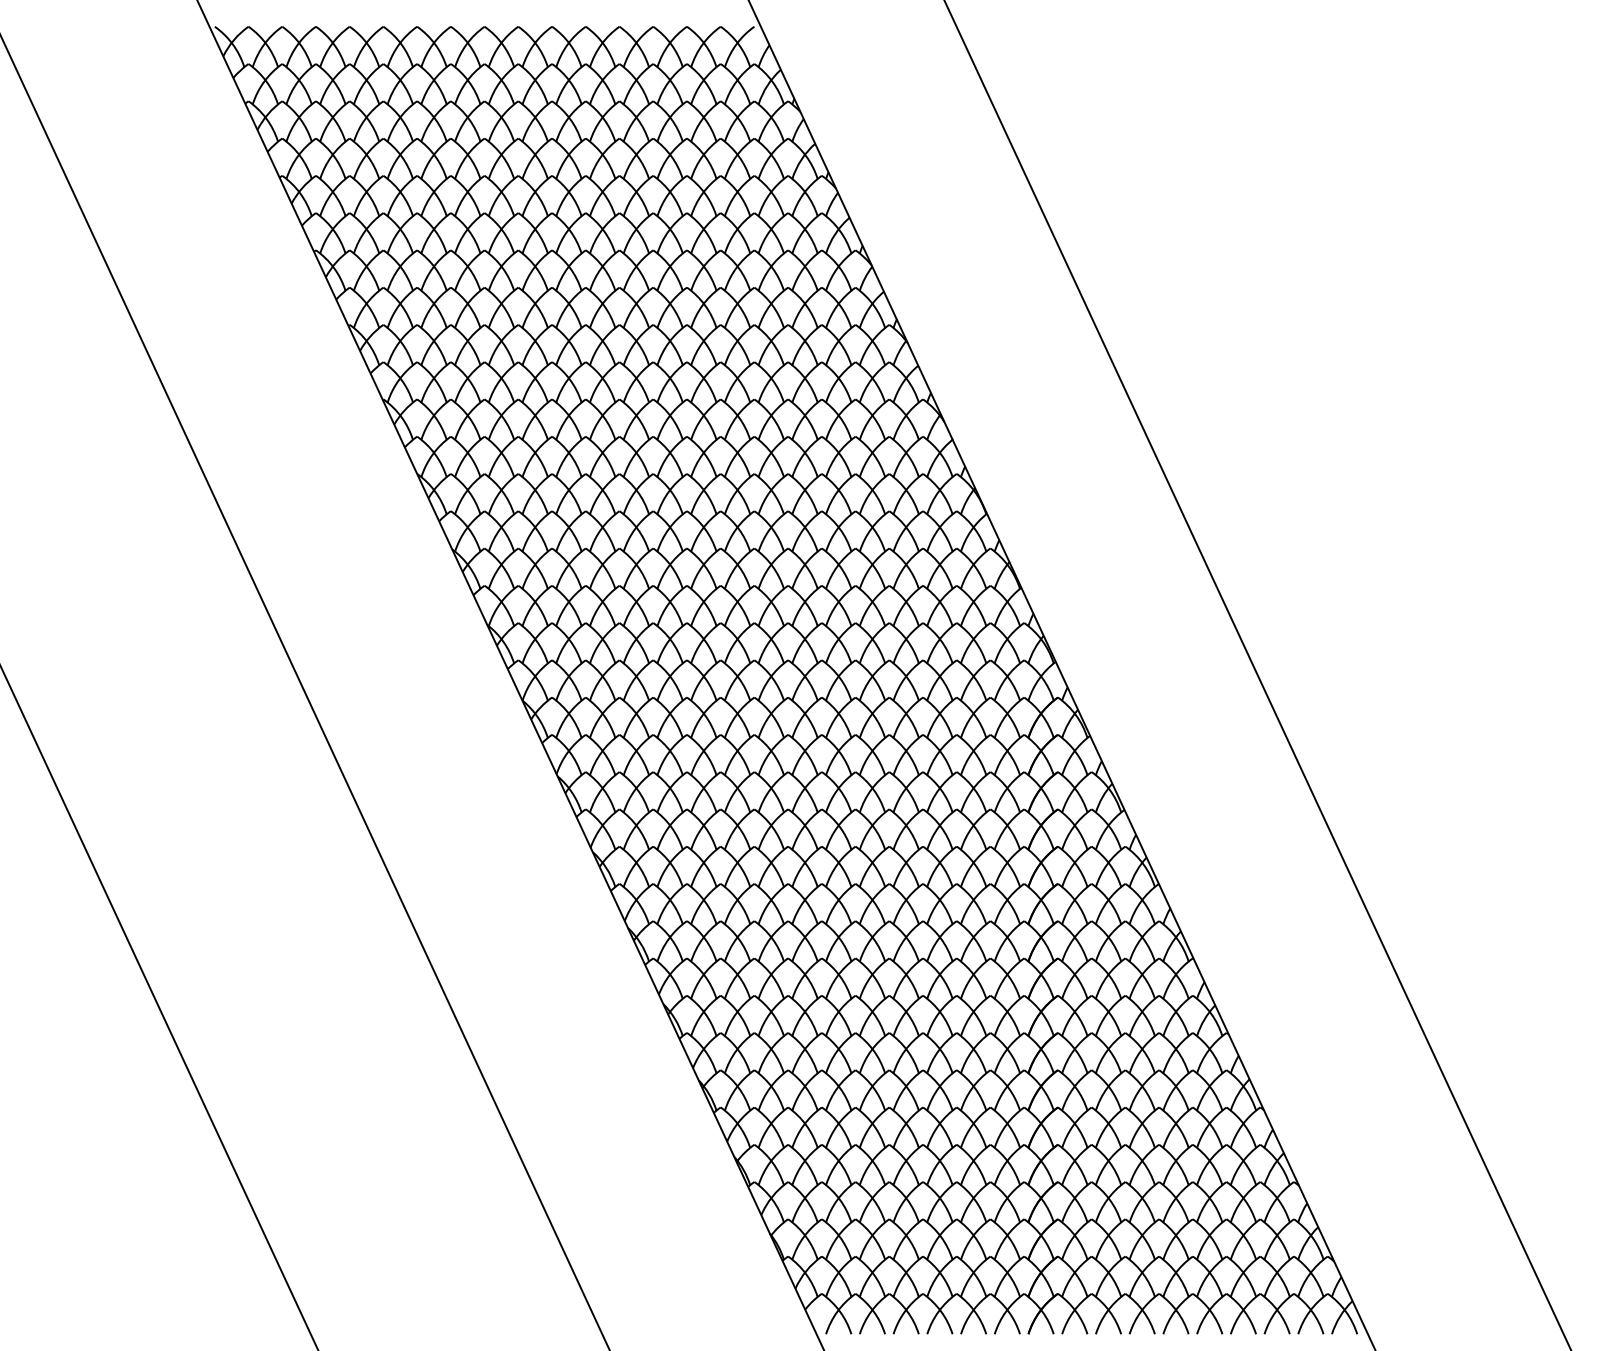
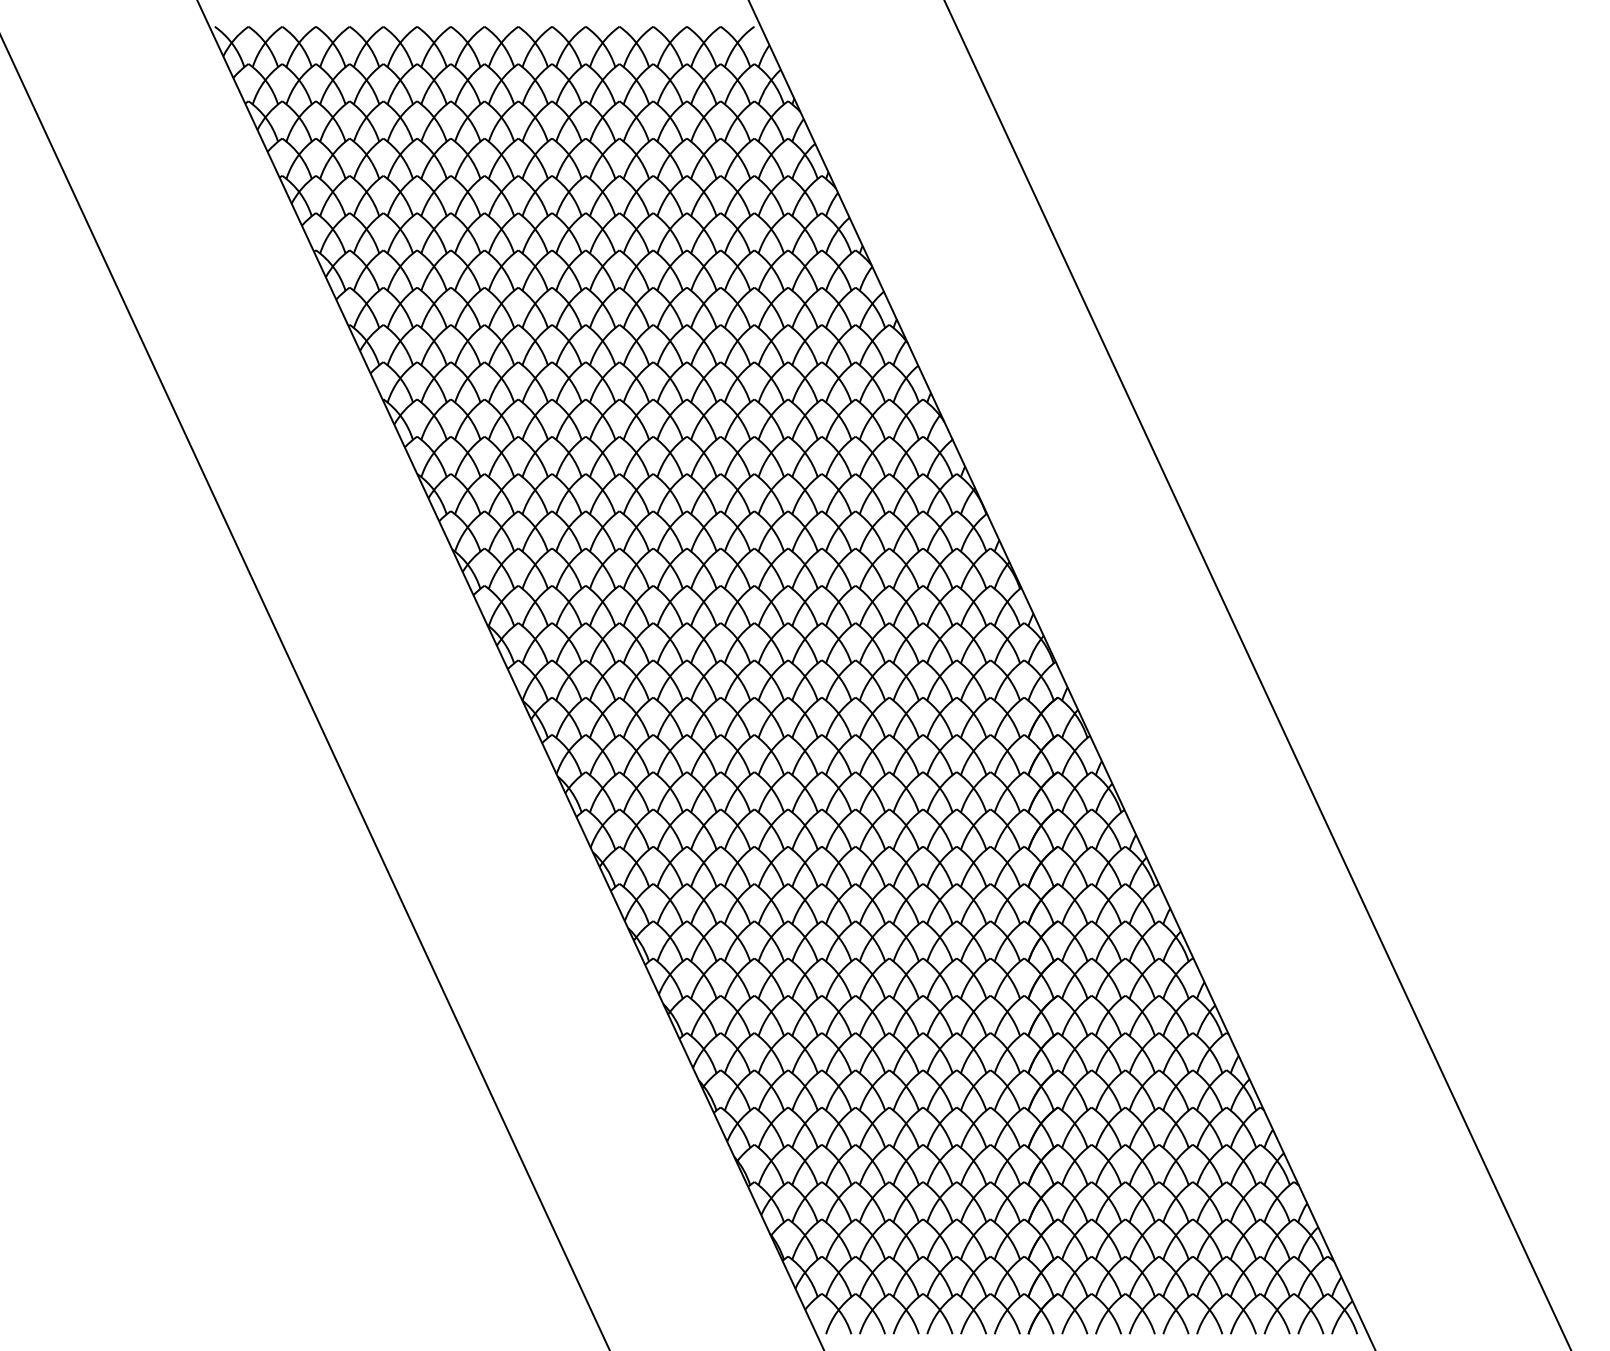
line: present -> none (159, 1008)
